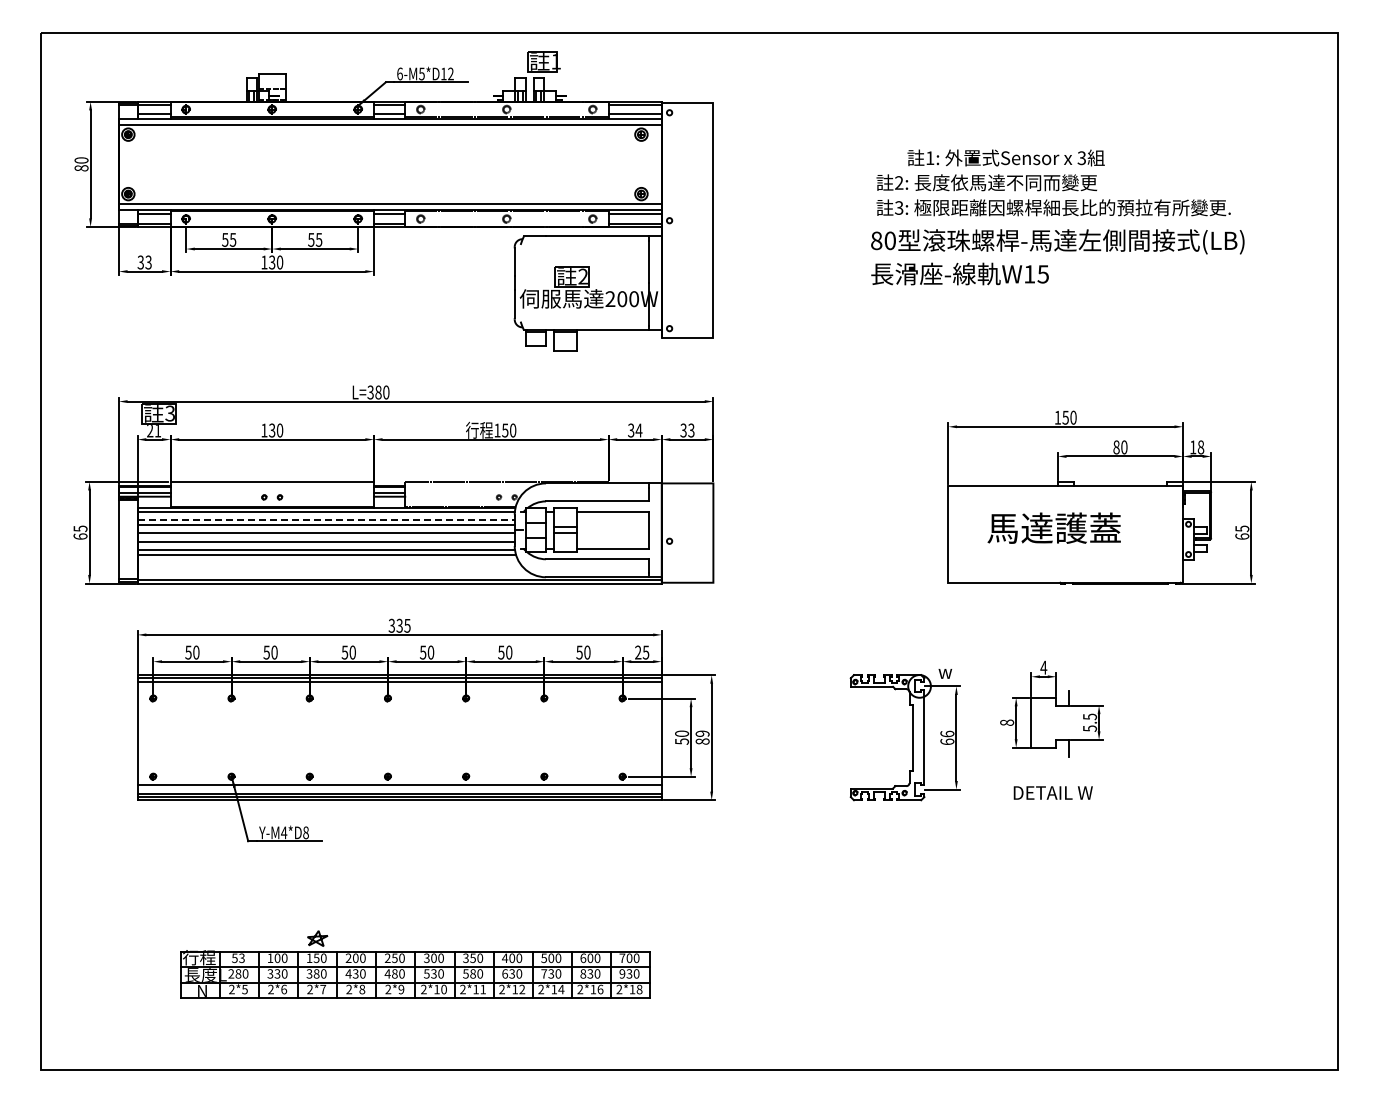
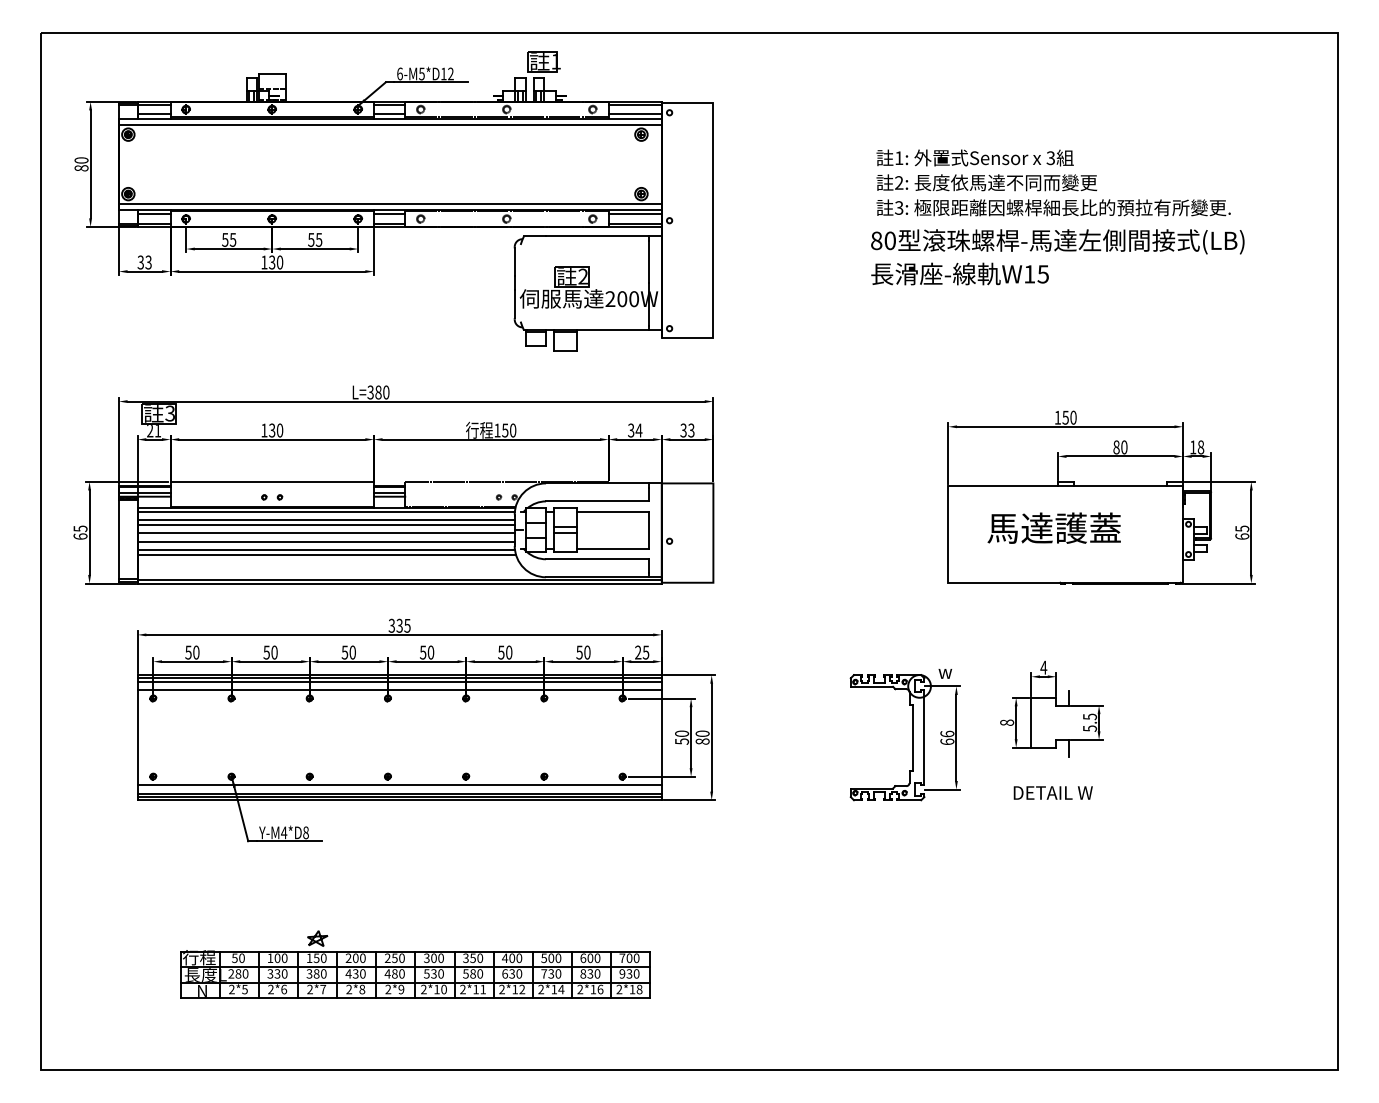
text position: (1005, 157) -> (974, 157) (974, 157)
line: dashed -> solid (326, 519)
line: none -> present (399, 690)
text: 89 -> 80 (702, 733)
text: 53 -> 50 (241, 957)
